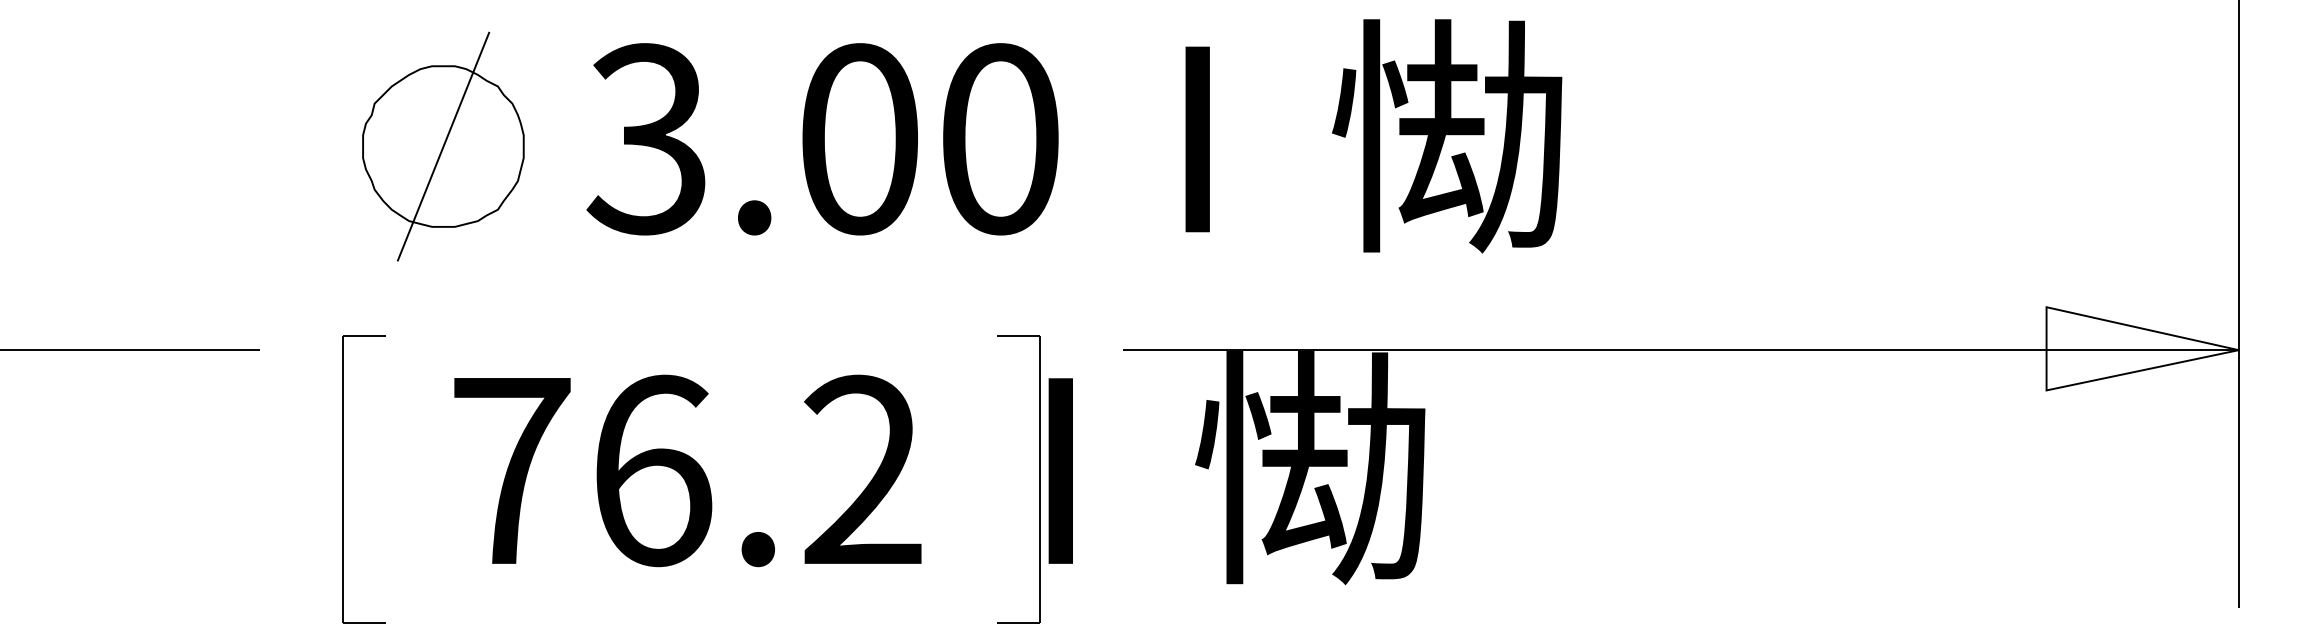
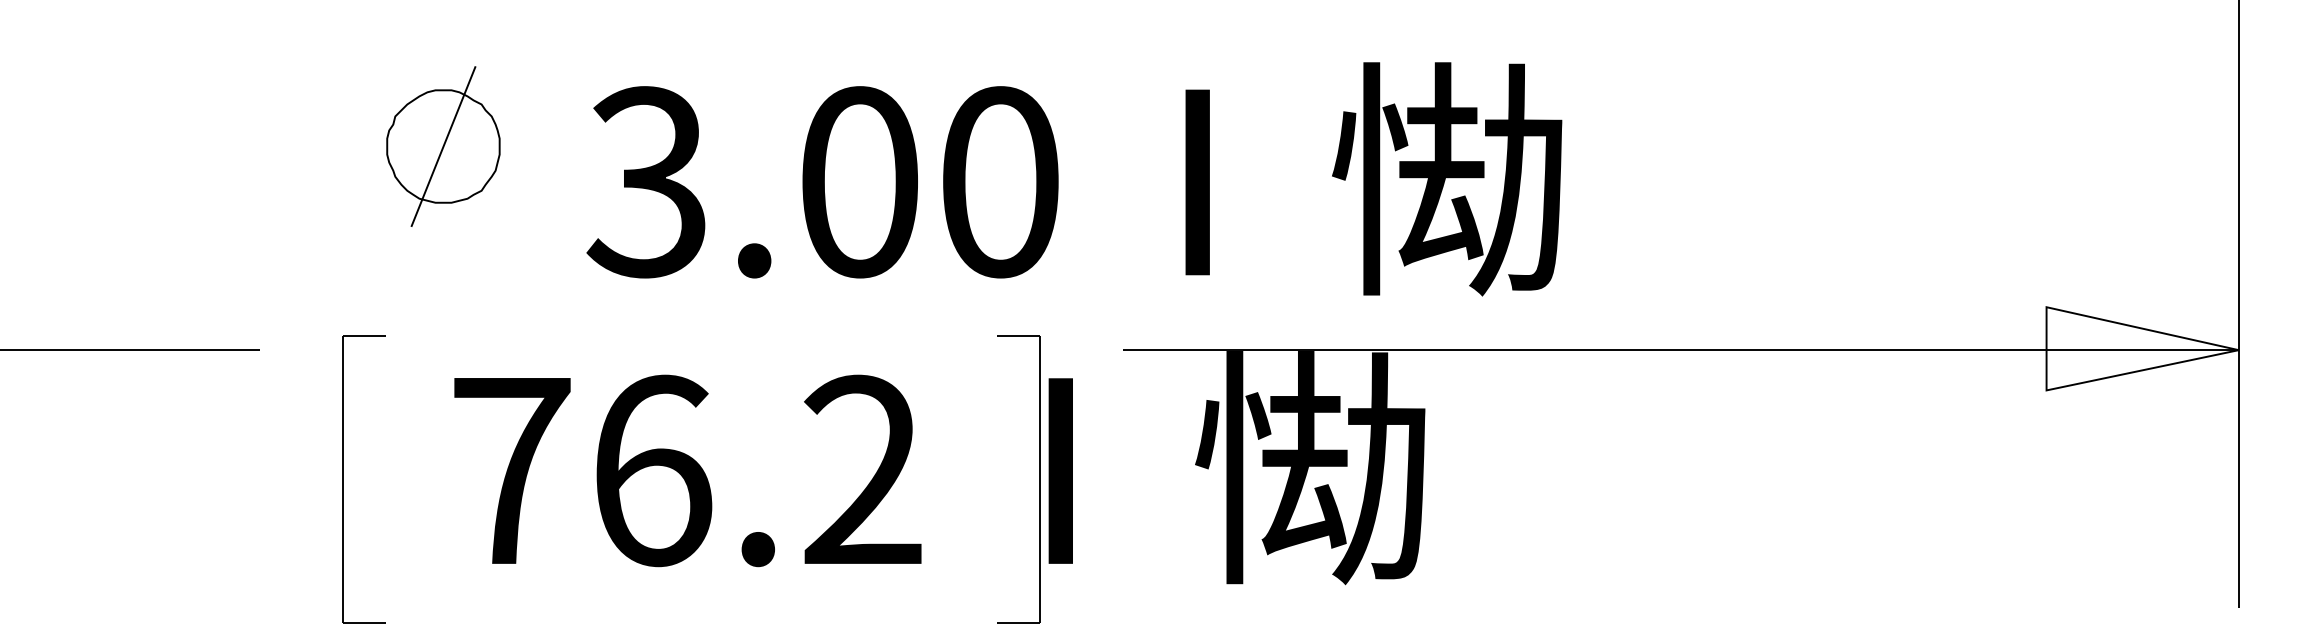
text position: (1074, 136) -> (1074, 179) (1074, 179)
part size: 163x231 px -> 115x161 px (443, 146)
